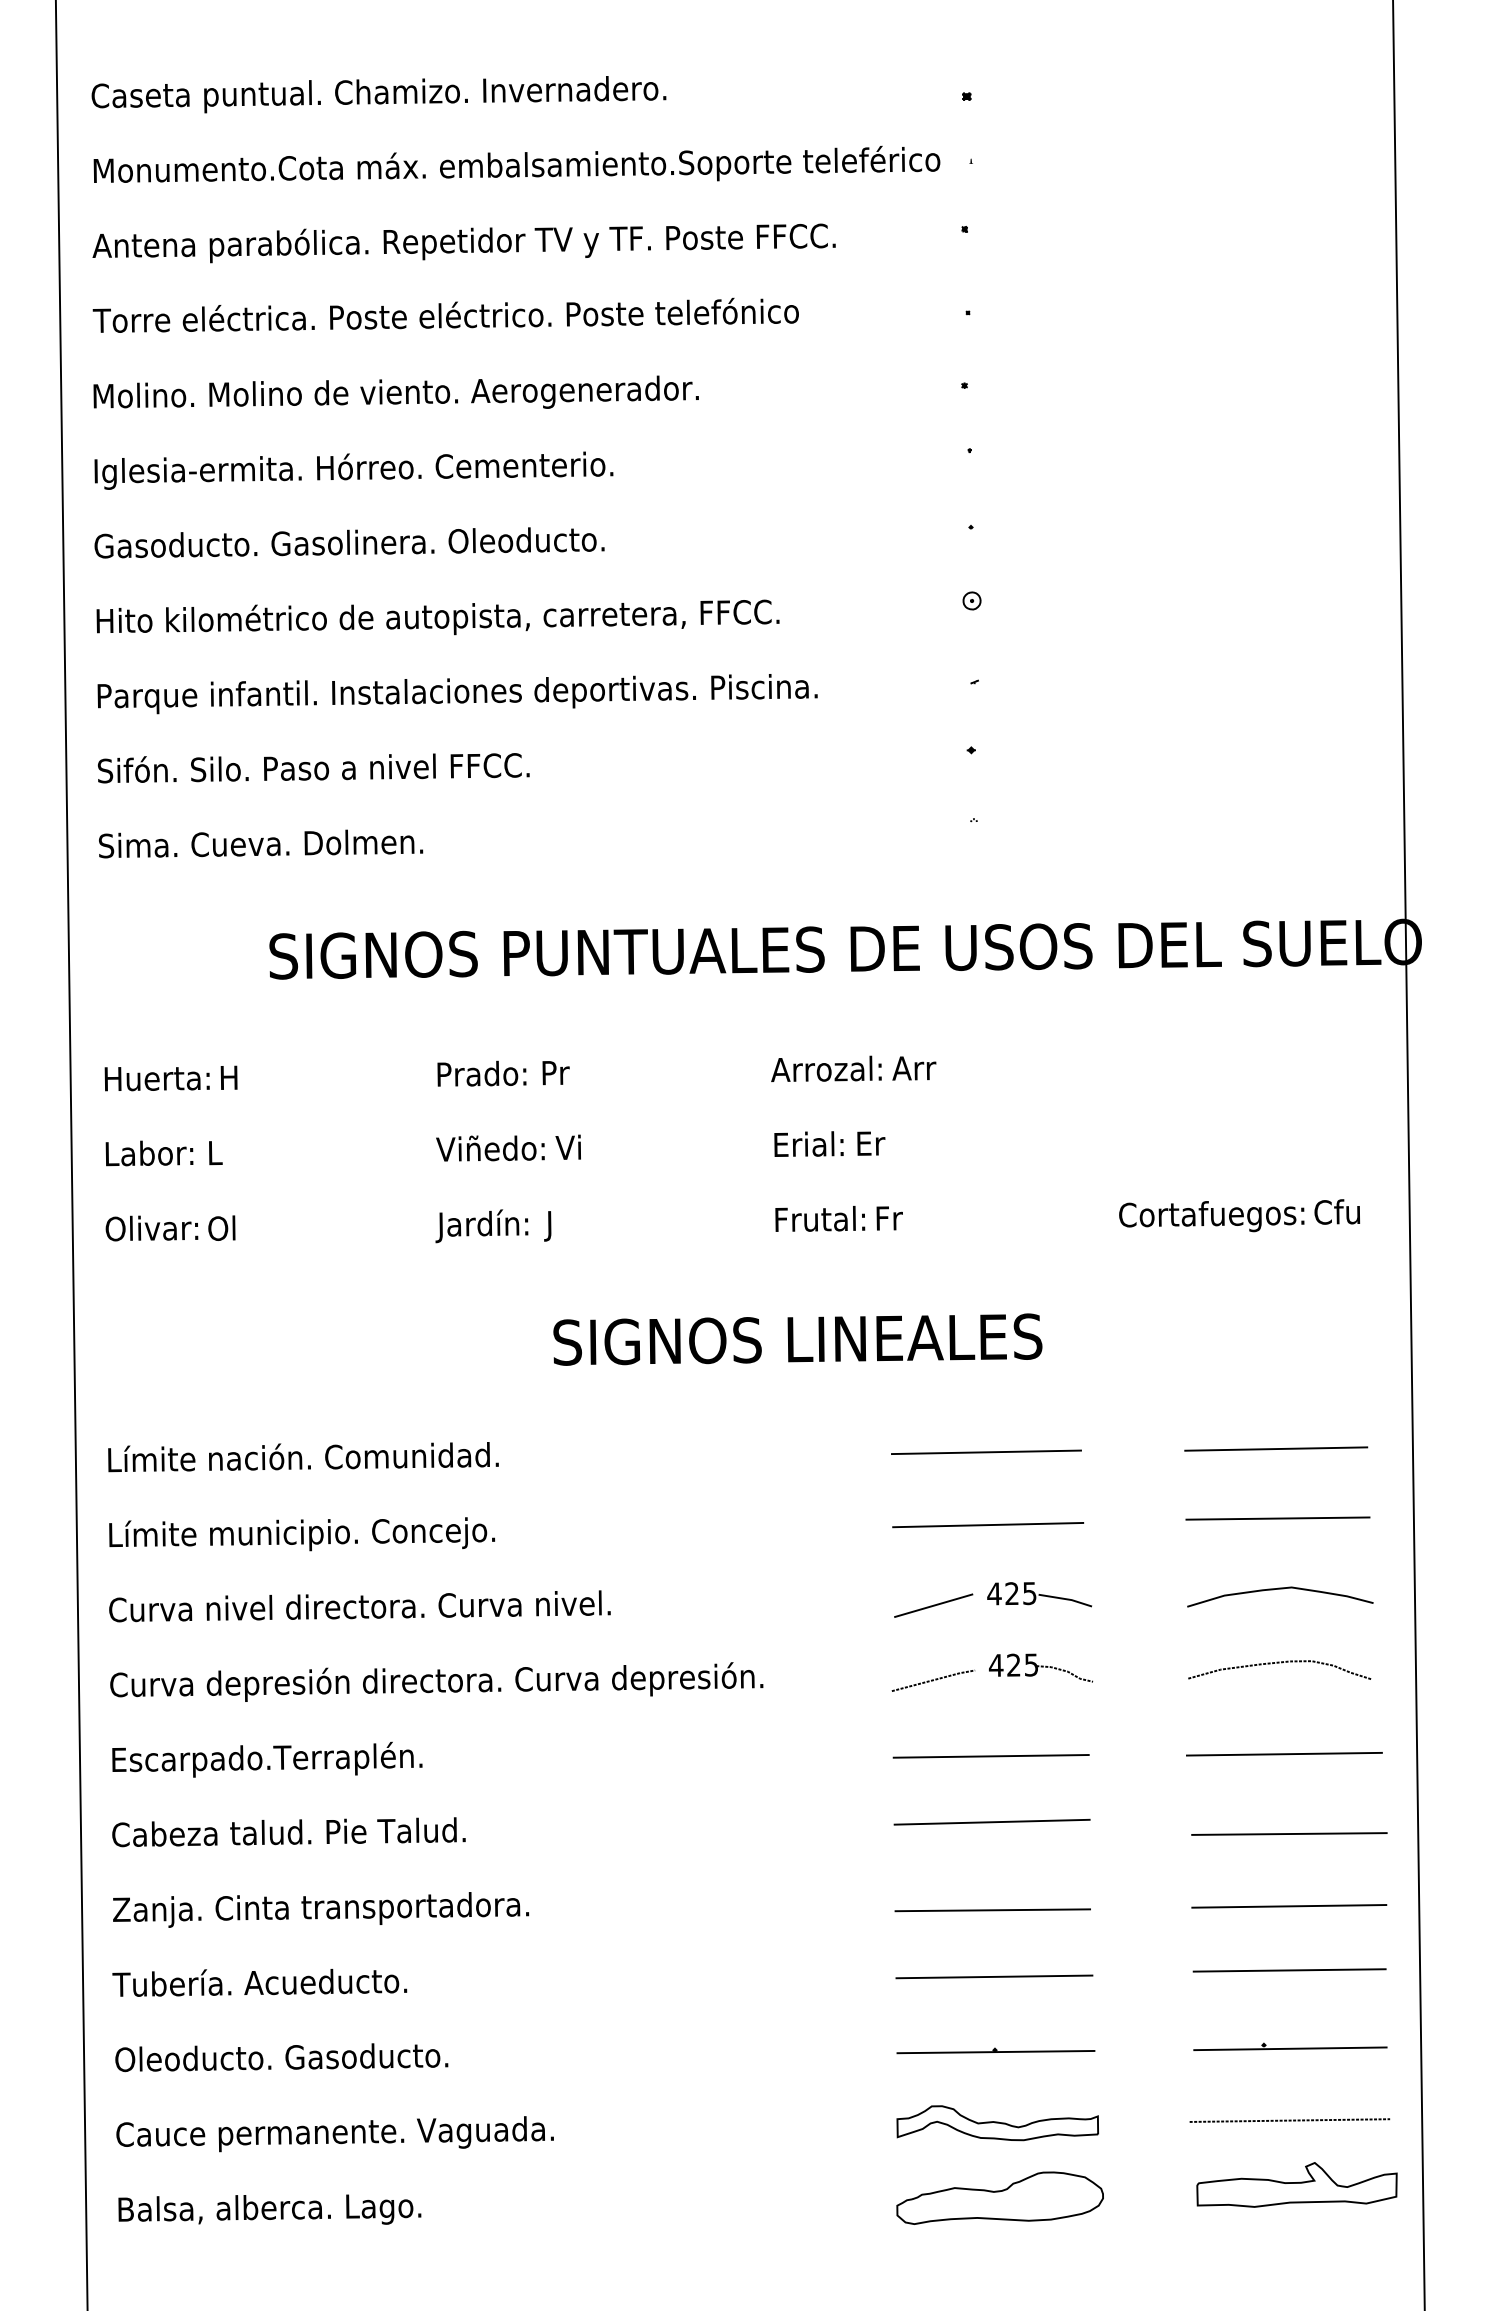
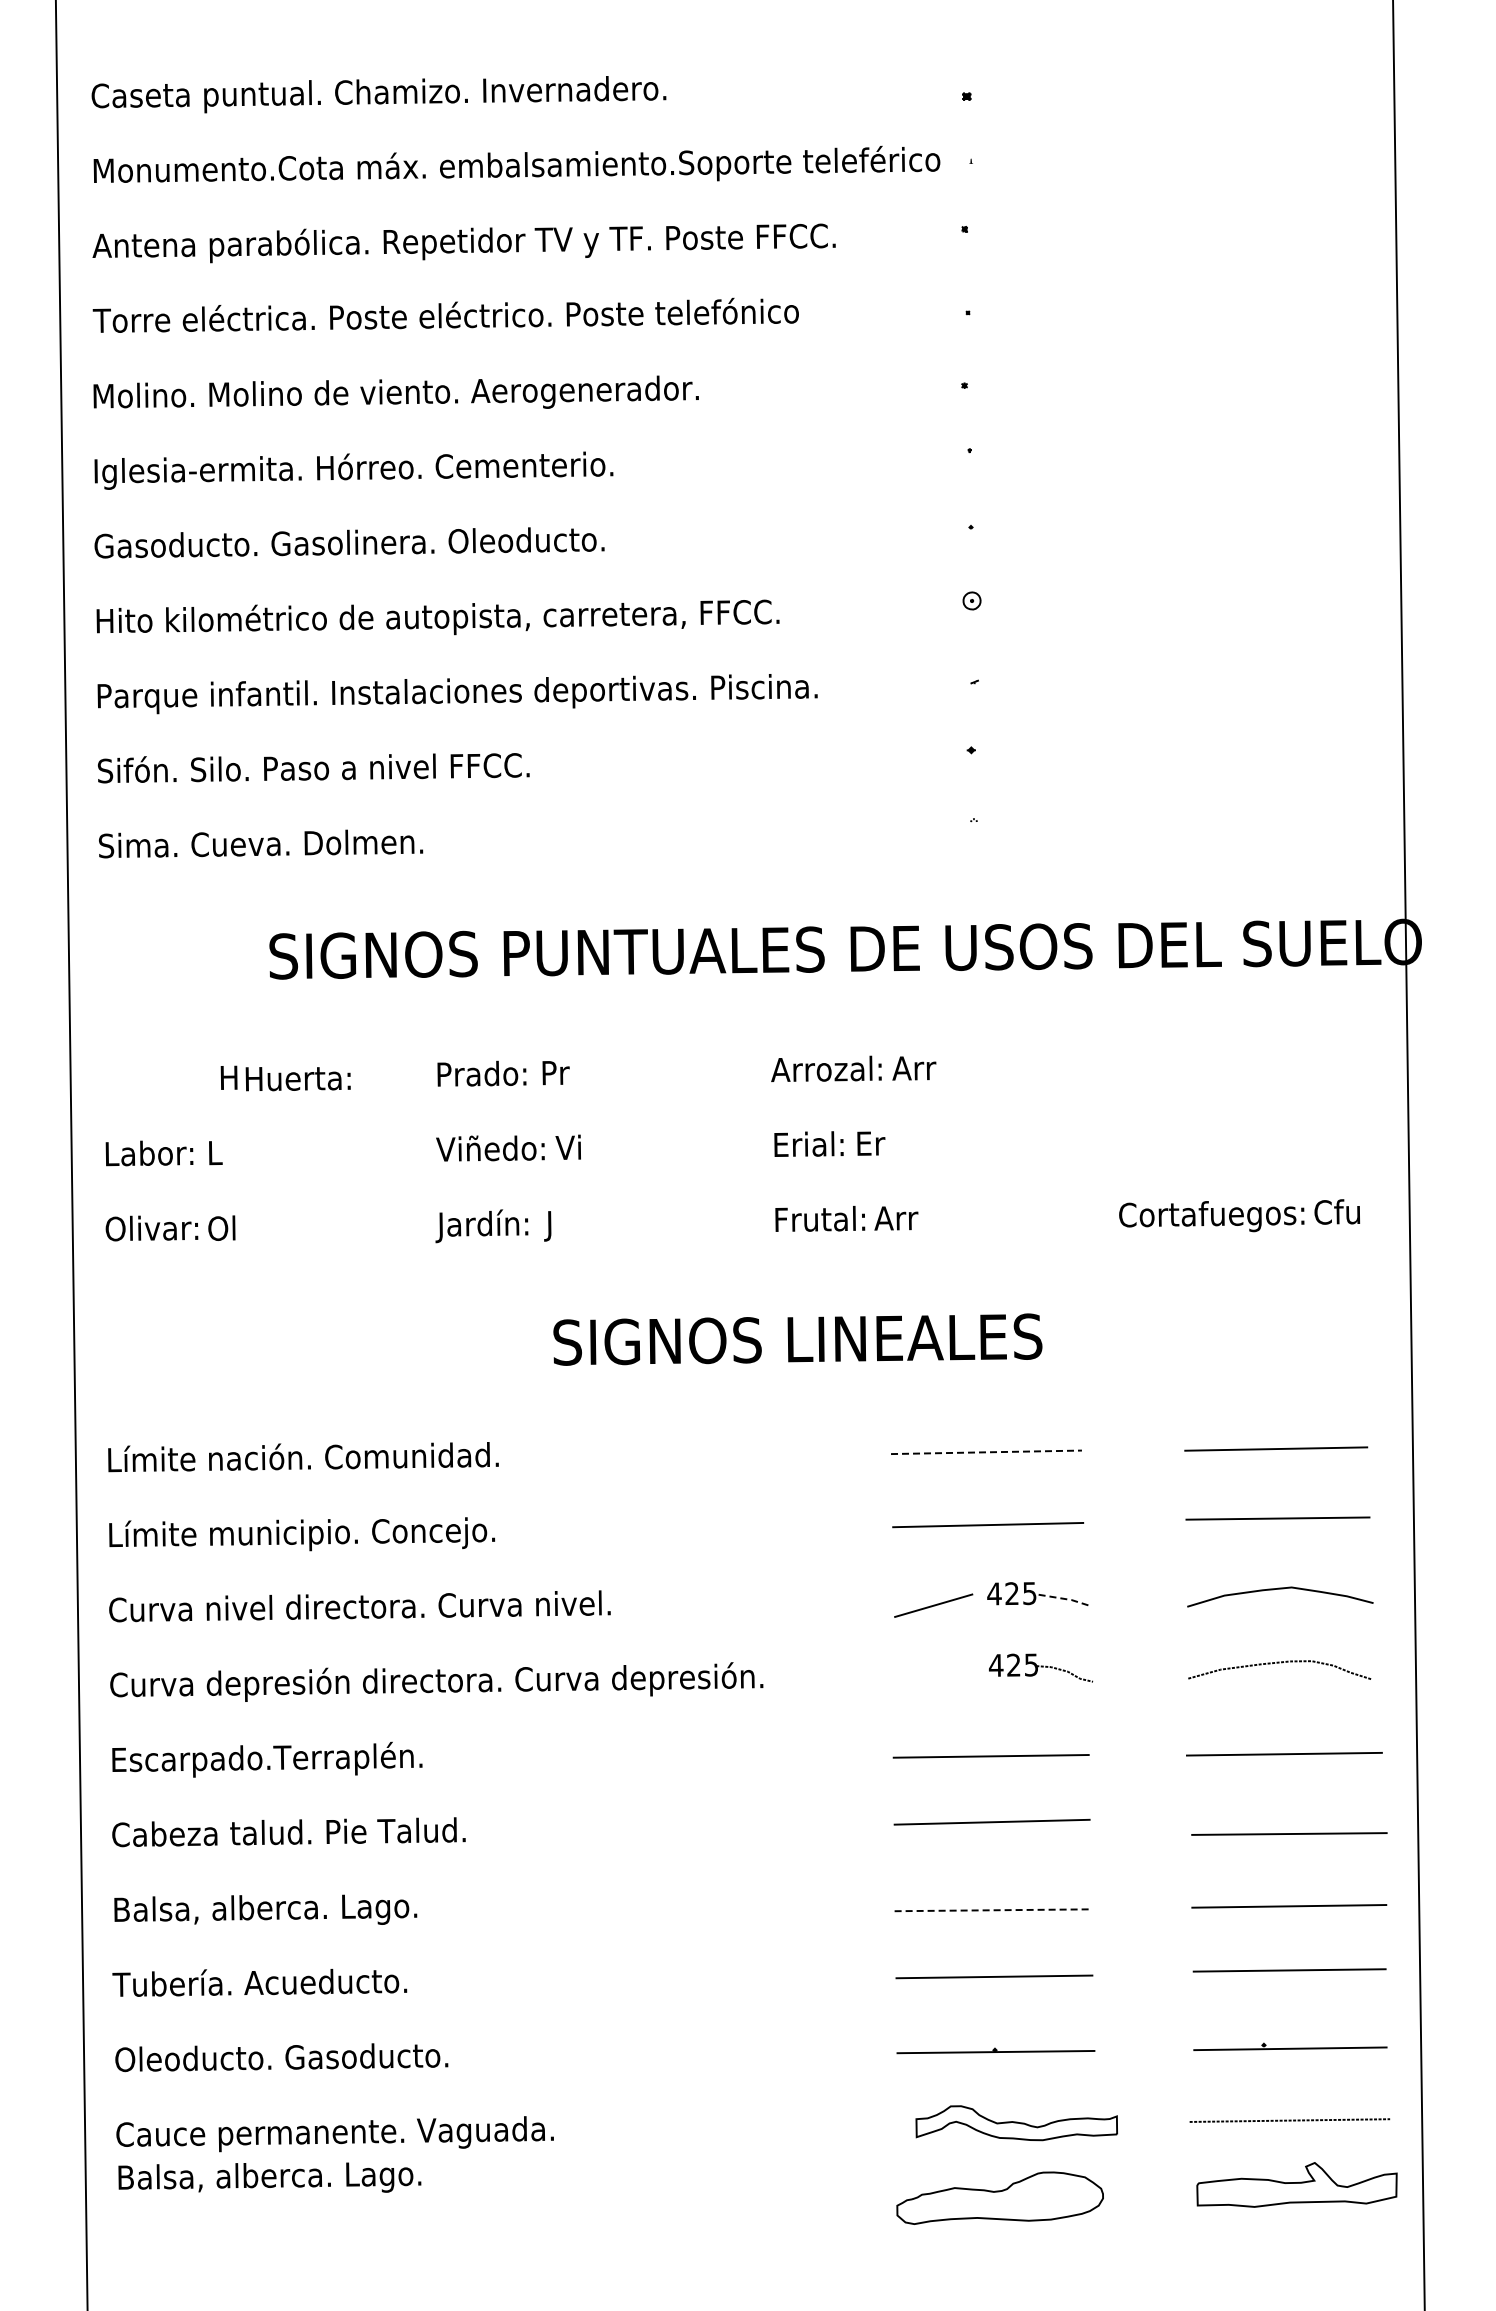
text position: (156, 1079) -> (297, 1079) (297, 1079)
text: Fr -> Arr (896, 1218)
line: solid -> dashed (986, 1452)
line: solid -> dashed (1066, 1599)
line: present -> none (933, 1680)
text: Zanja. Cinta transportadora. -> Balsa, alberca. Lago. (321, 1909)
line: solid -> dashed (993, 1910)
part position: (997, 2123) -> (1016, 2123) (1016, 2123)
text position: (269, 2209) -> (269, 2177) (269, 2177)
